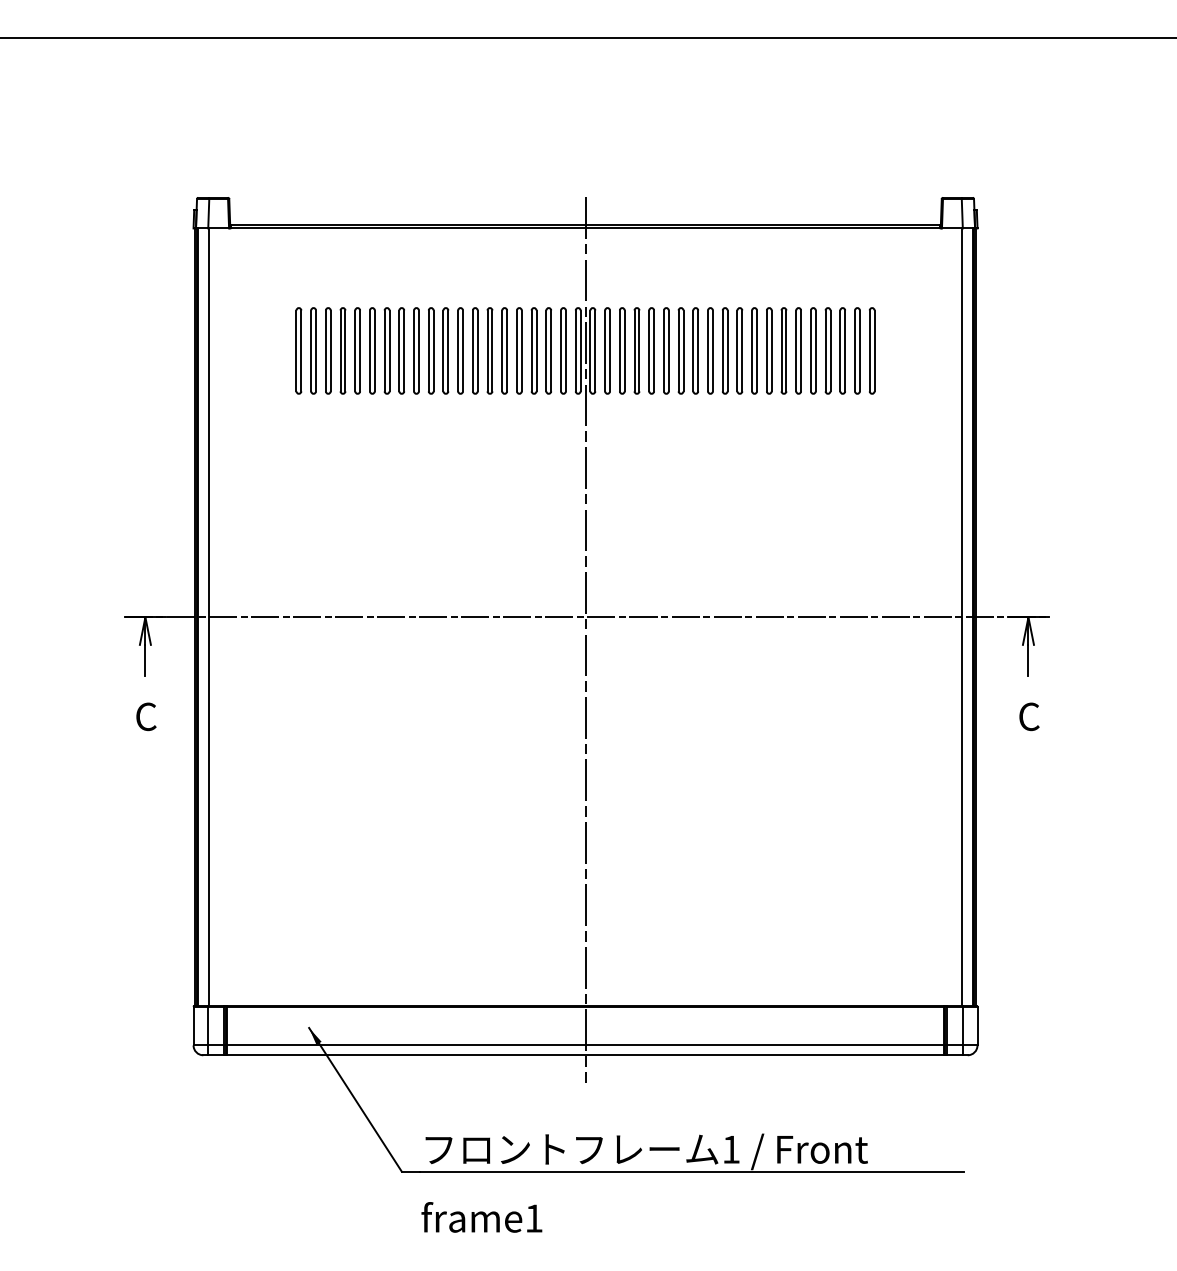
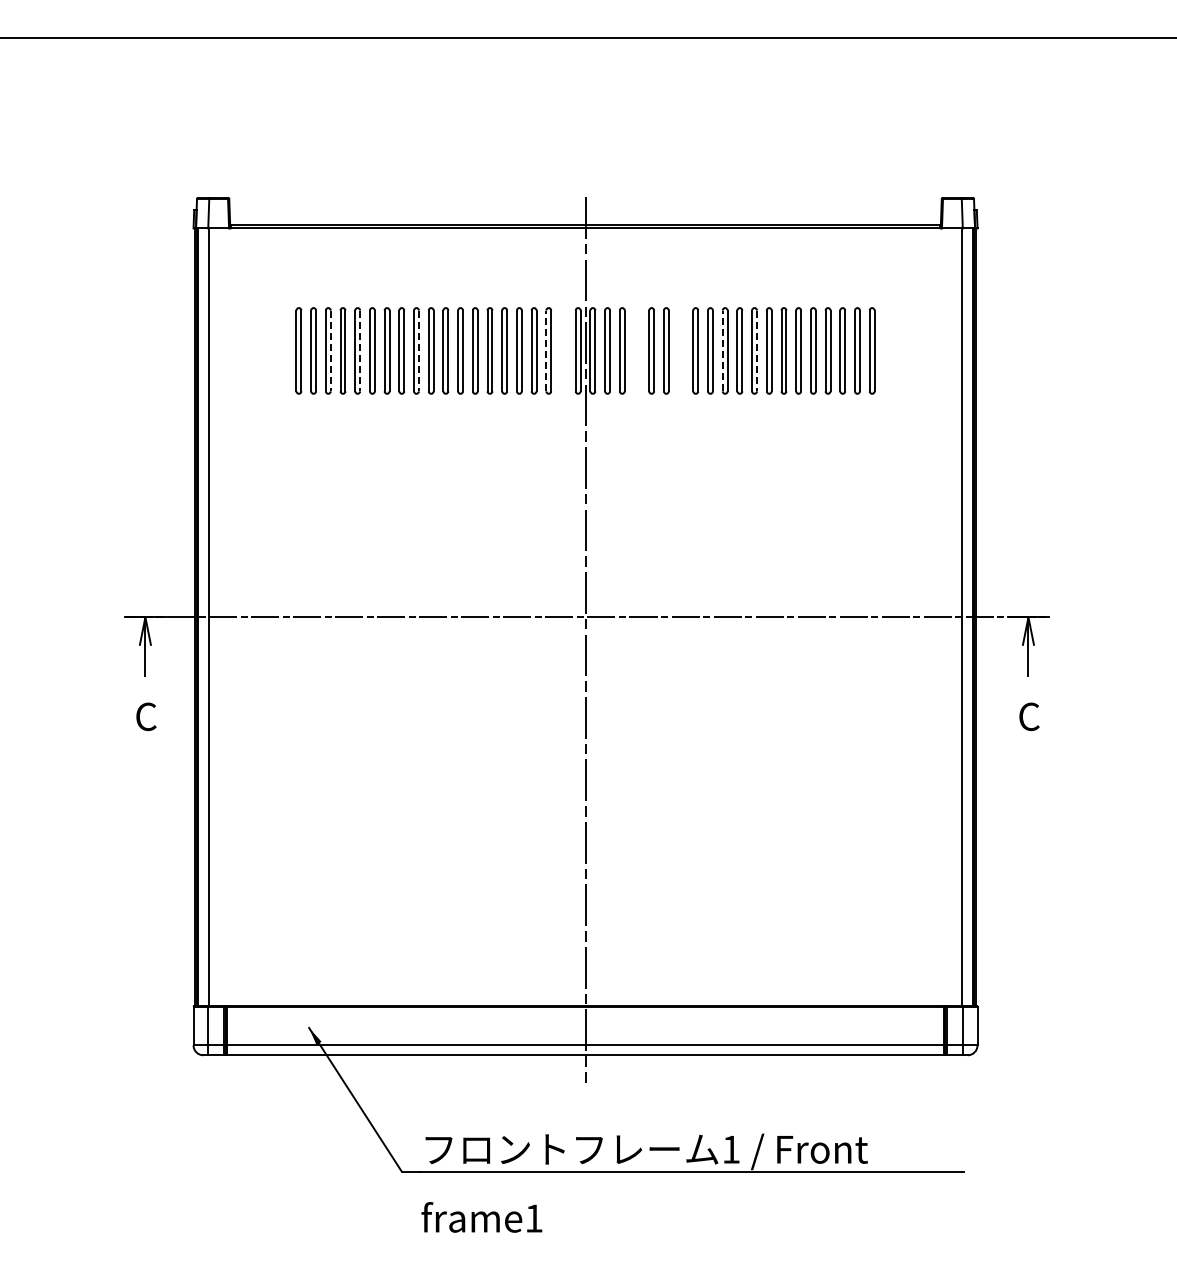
line: solid -> dashed (546, 350)
part: present -> none (563, 350)
part: present -> none (636, 350)
part: present -> none (680, 350)
line: solid -> dashed (722, 350)
line: solid -> dashed (330, 351)
line: solid -> dashed (360, 351)
line: solid -> dashed (418, 351)
line: solid -> dashed (757, 351)
